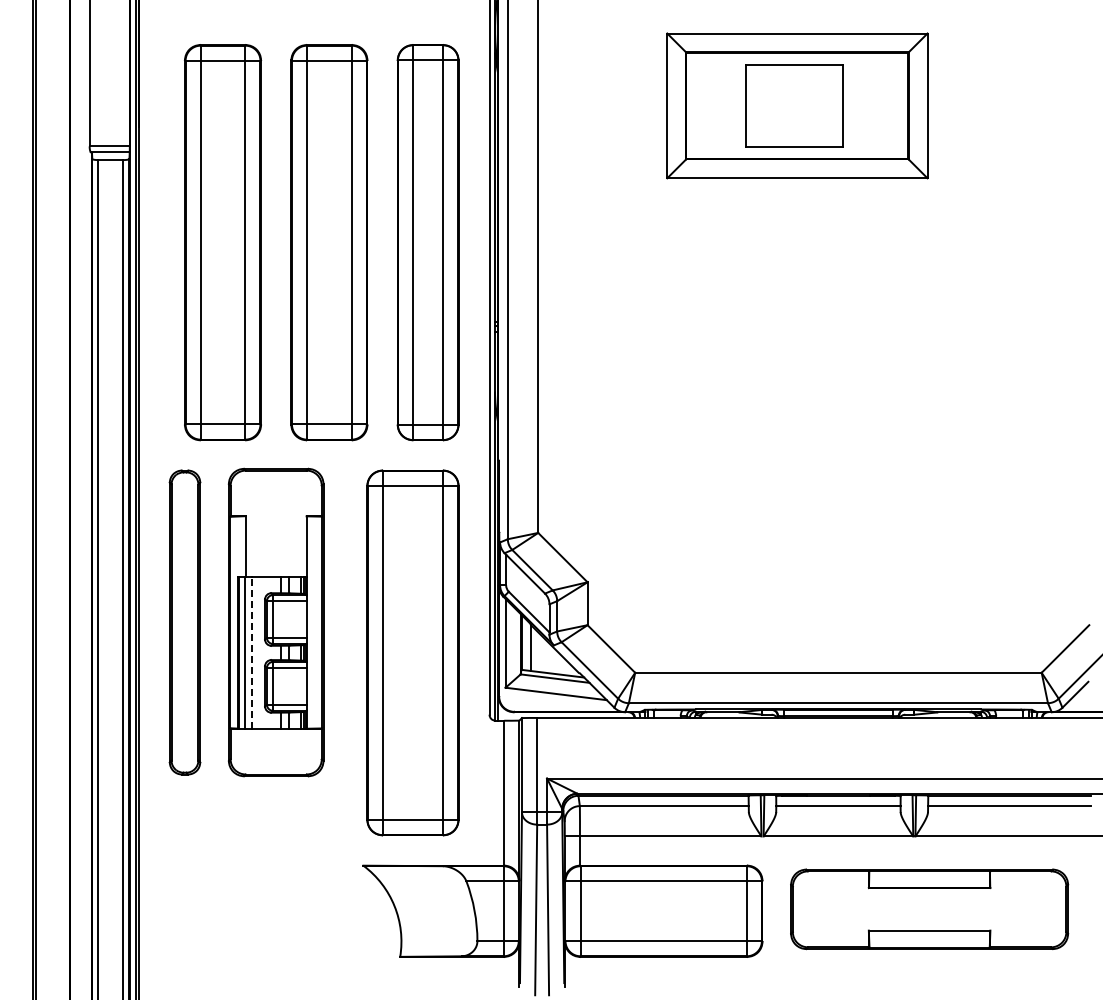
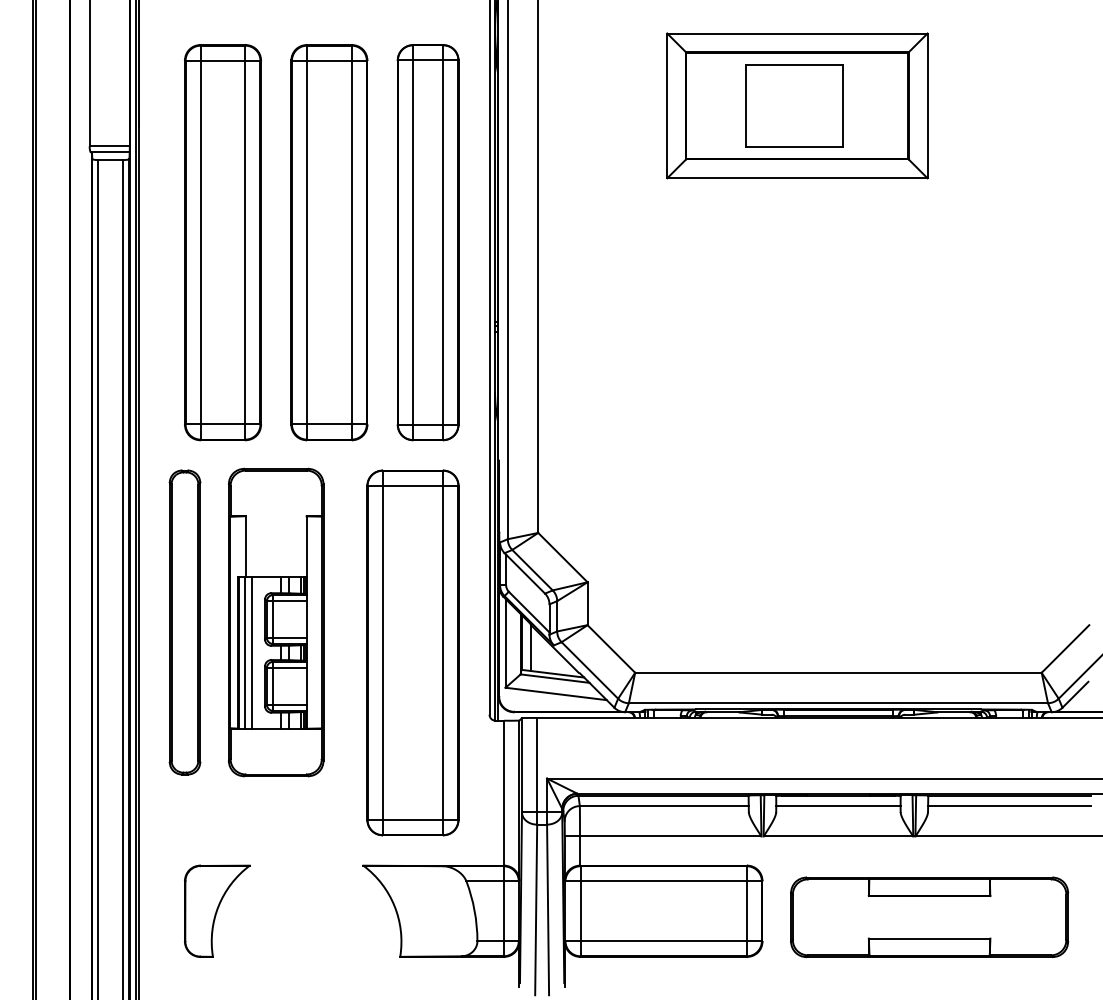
line: dashed -> solid (251, 652)
part position: (929, 909) -> (929, 917) (929, 917)
part: none -> present (217, 910)
